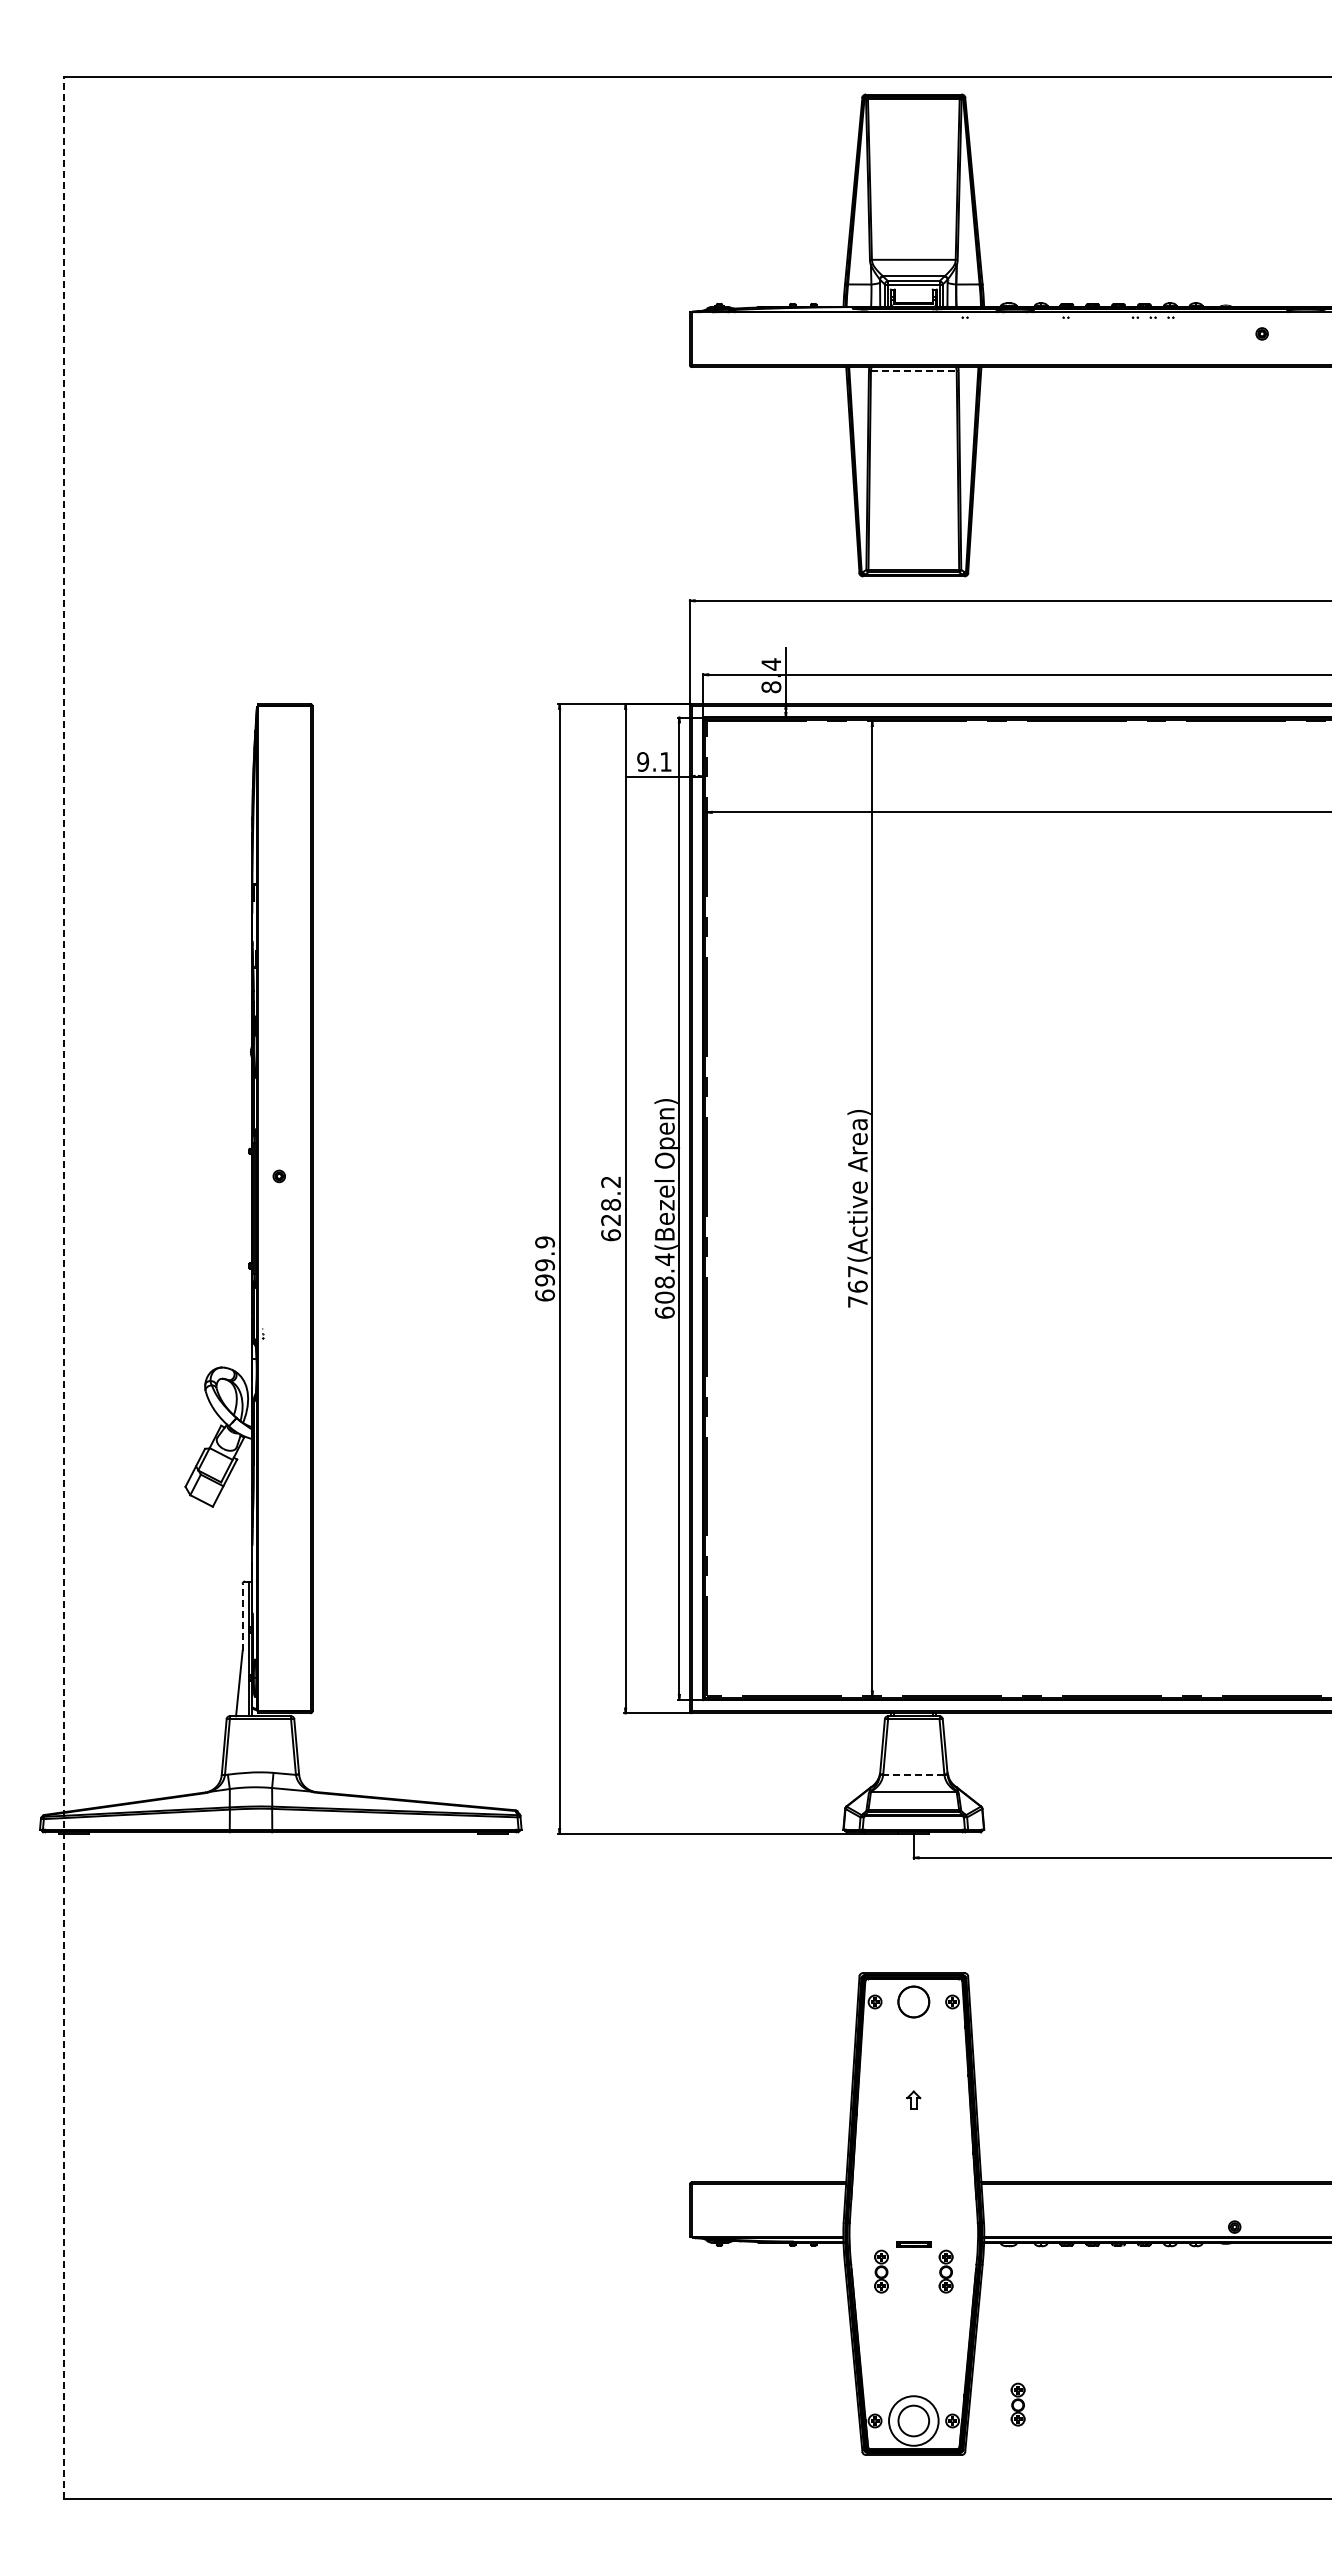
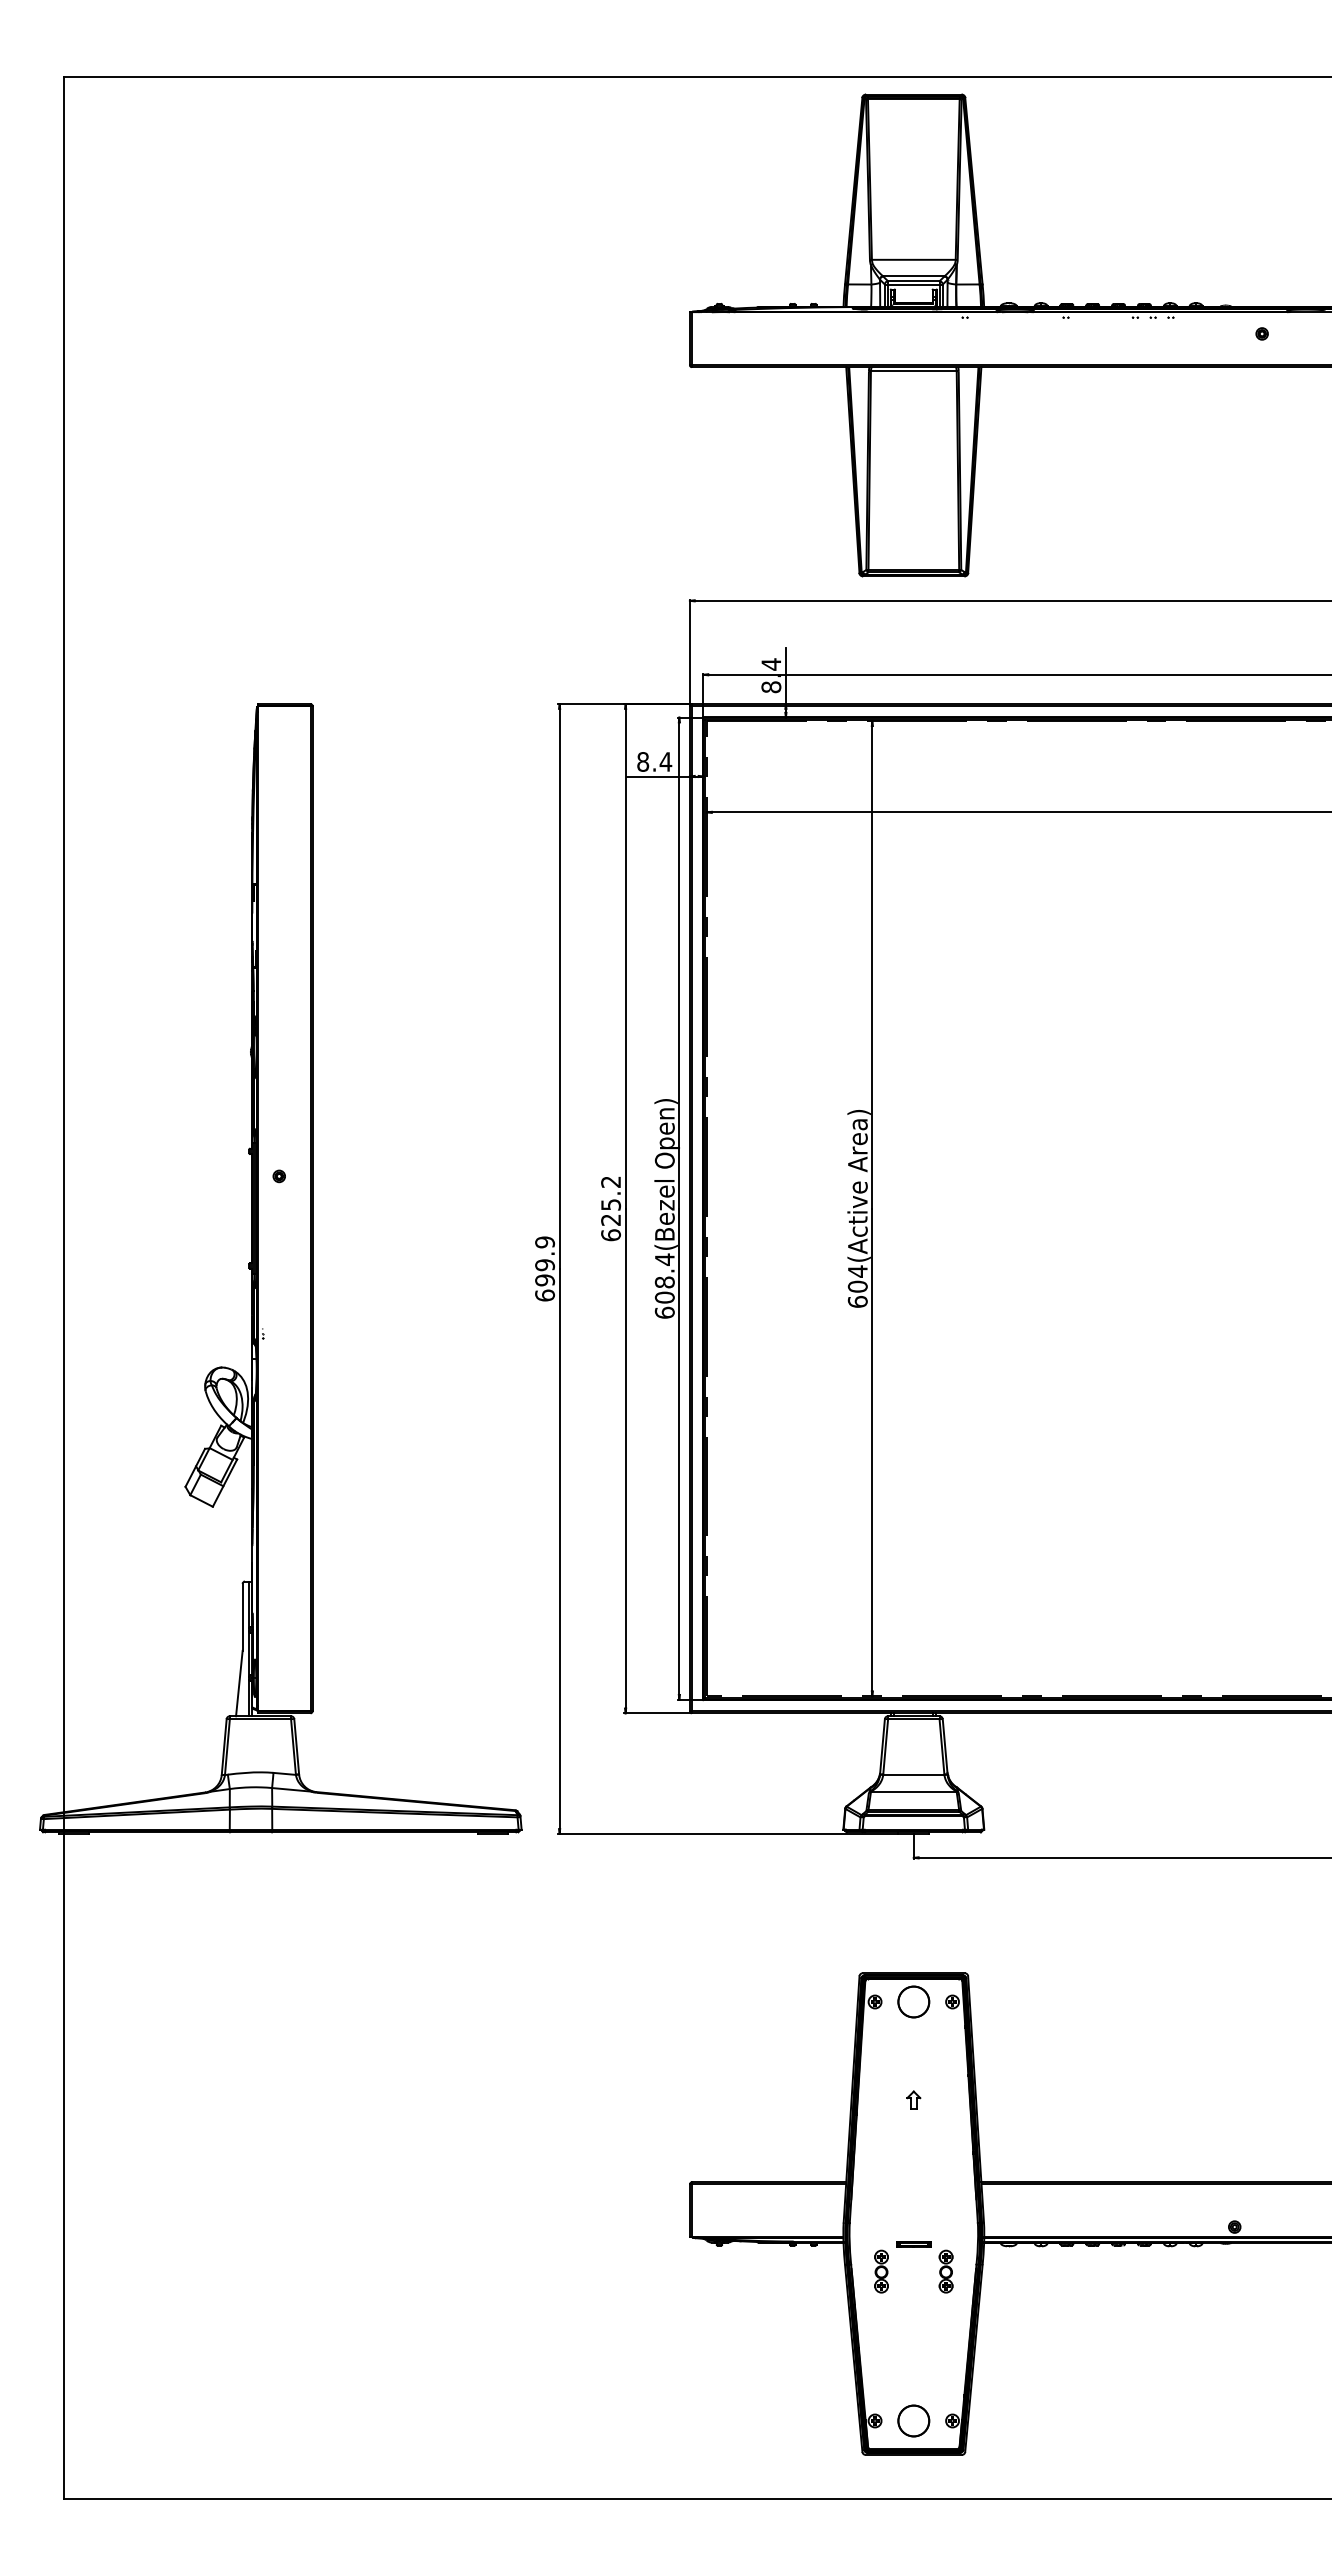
line: dashed -> solid (913, 371)
text: 9.1 -> 8.4 (654, 761)
text: 628.2 -> 625.2 (611, 1204)
text: 767(Active -> 604(Active (857, 1286)
line: dashed -> solid (64, 1288)
line: dashed -> solid (242, 1616)
line: dashed -> solid (913, 1774)
part: present -> none (1017, 2404)
circle diameter: 50 px -> 31 px (913, 2420)
